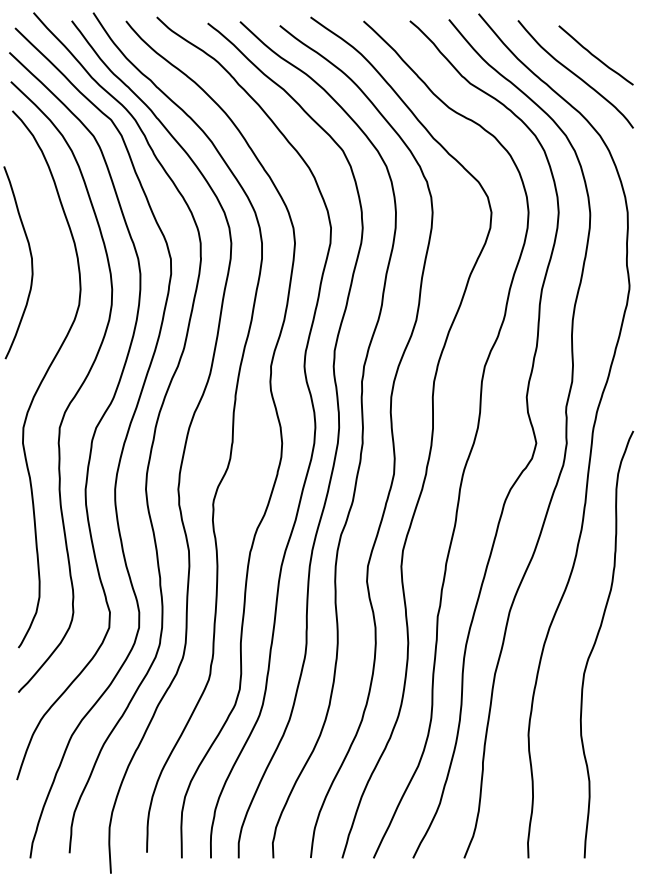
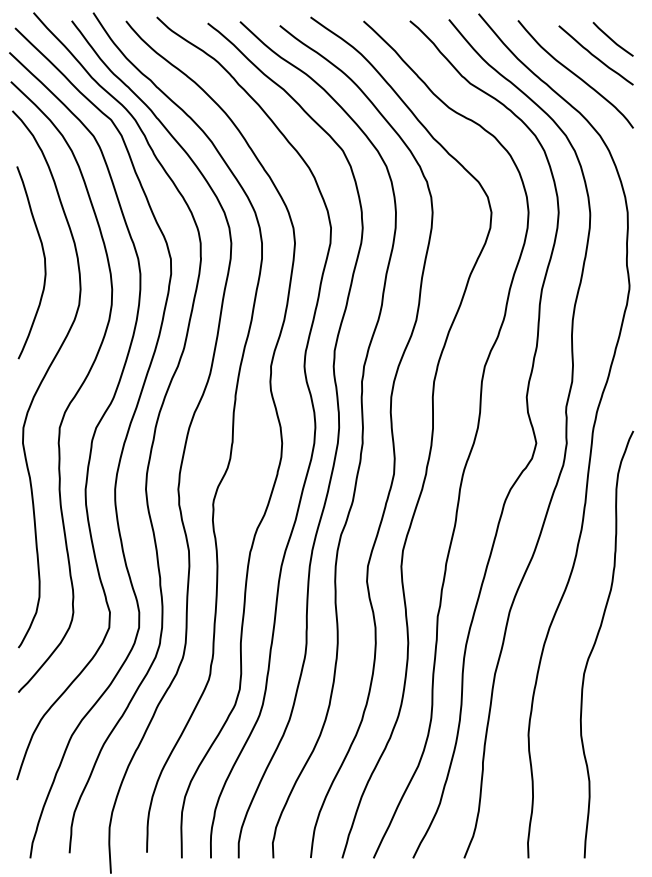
curve: none -> present (612, 39)
curve position: (30, 257) -> (43, 257) (43, 257)
